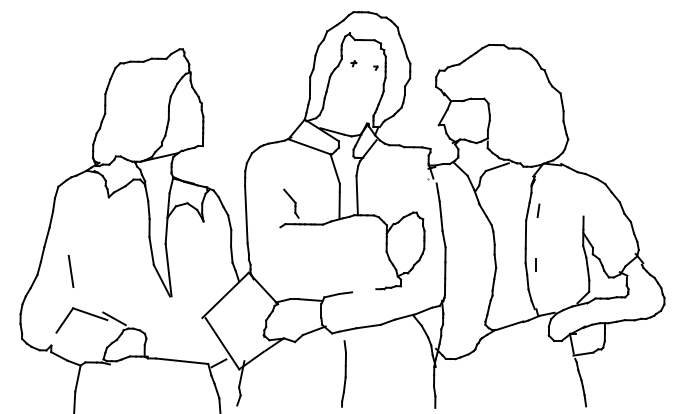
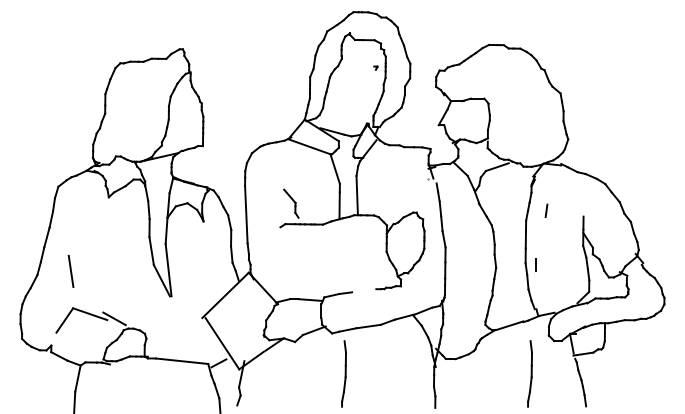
part: present -> none (353, 63)
line position: (538, 210) -> (546, 210) (546, 210)
part: none -> present (529, 373)
